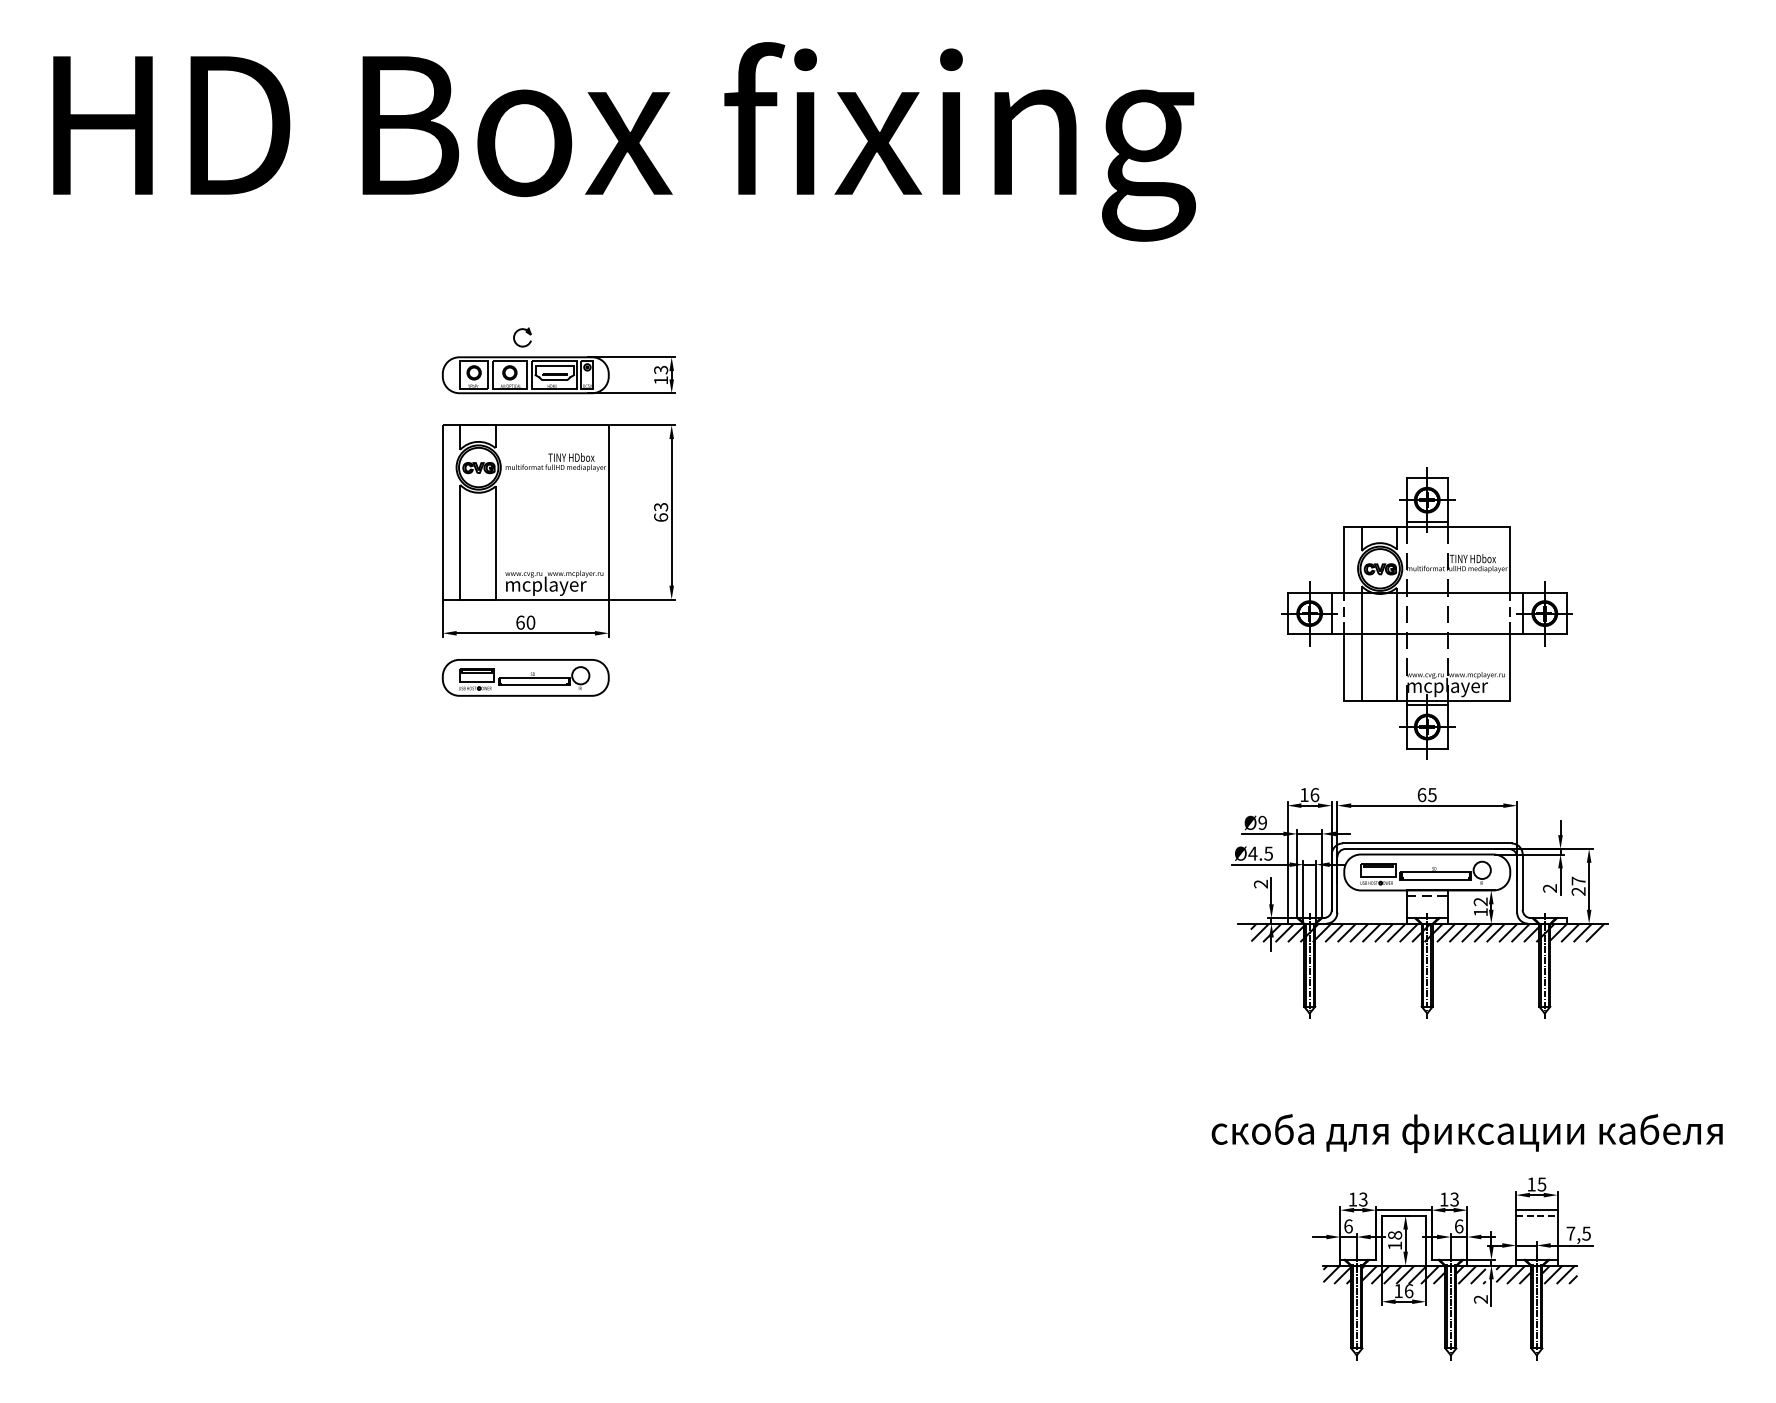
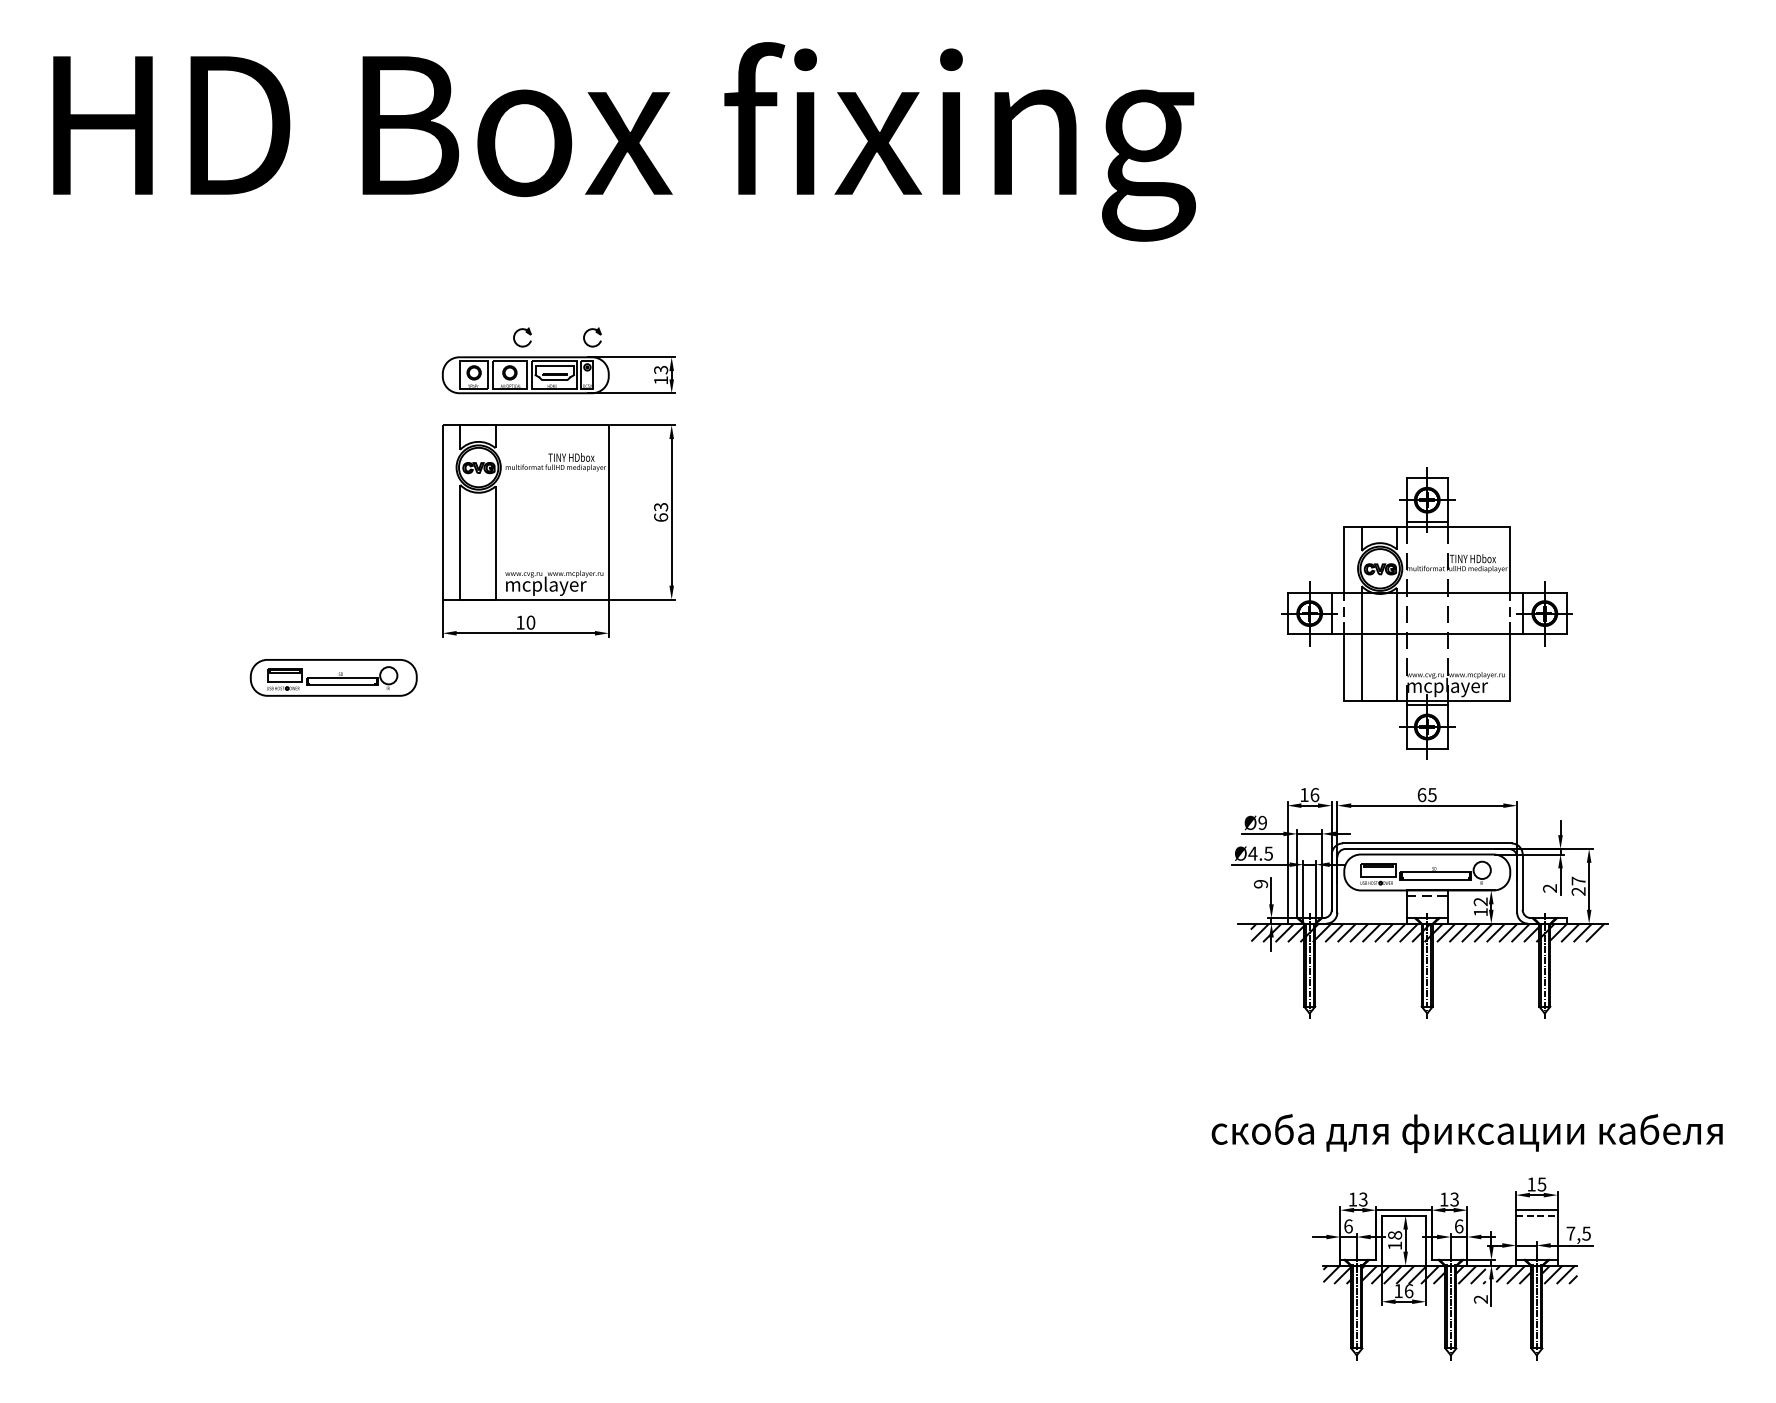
part: none -> present (592, 337)
text: 60 -> 10 (520, 622)
part position: (525, 677) -> (333, 677) (333, 677)
text: 2 -> 9 (1261, 883)
